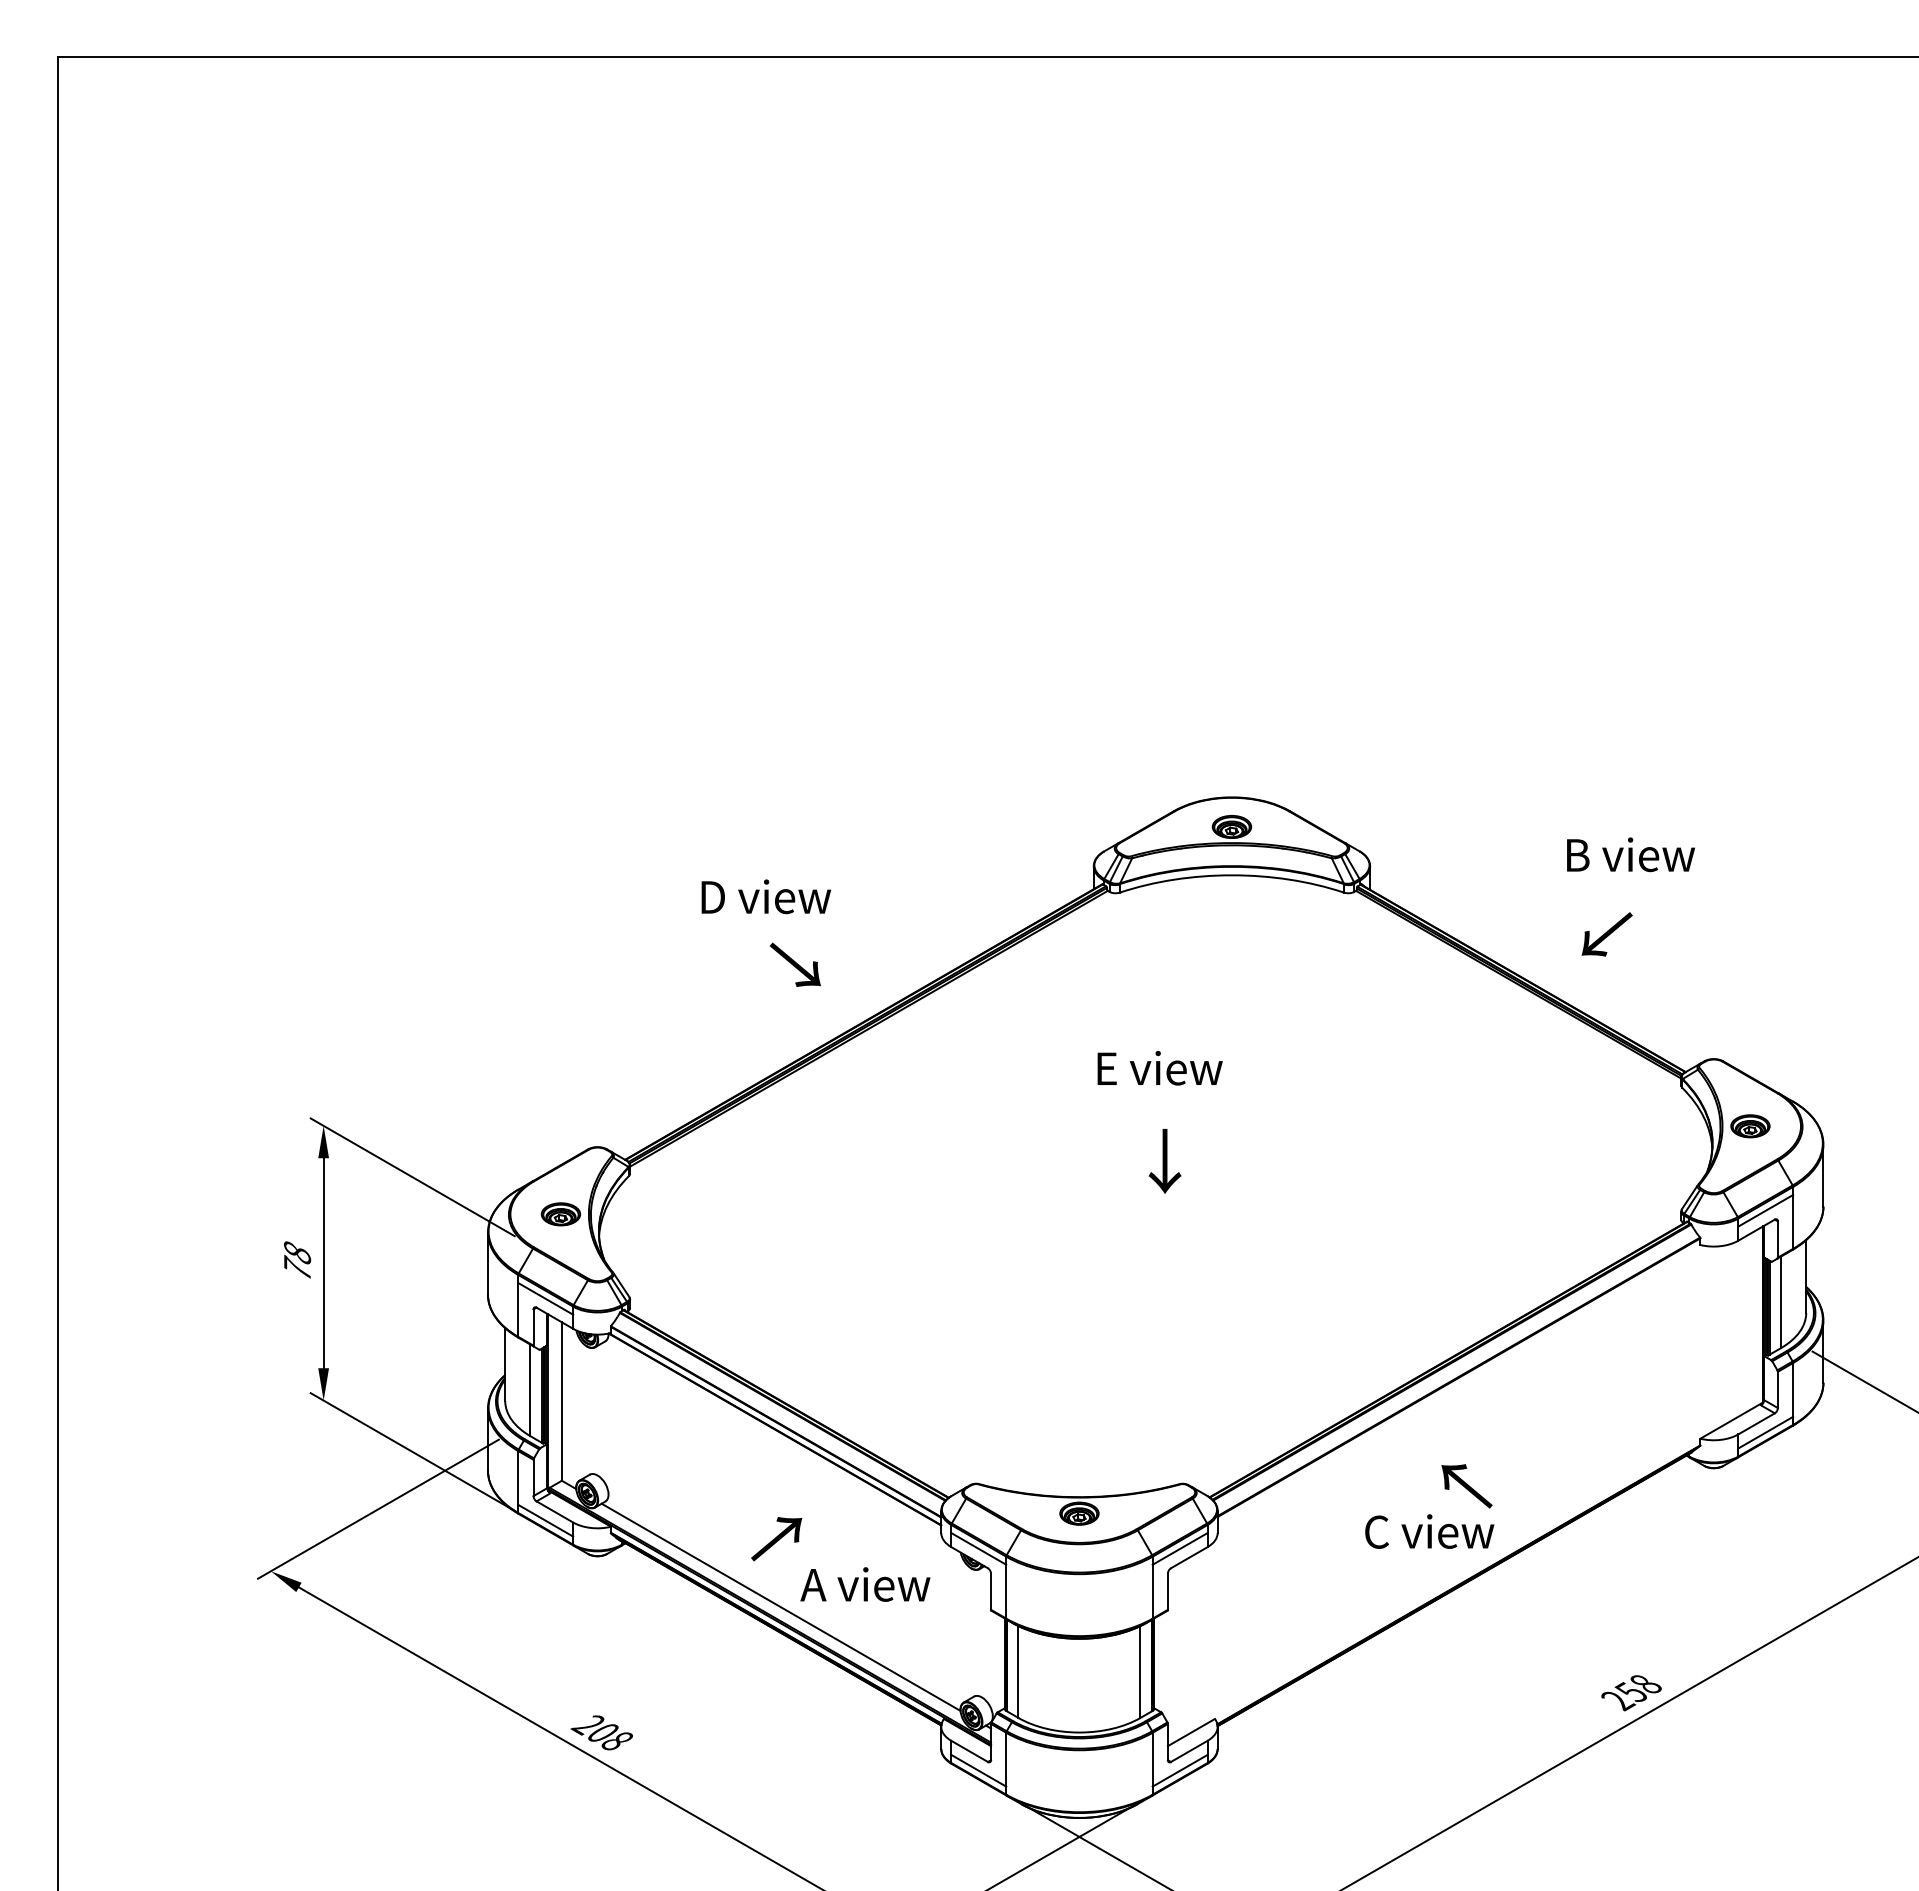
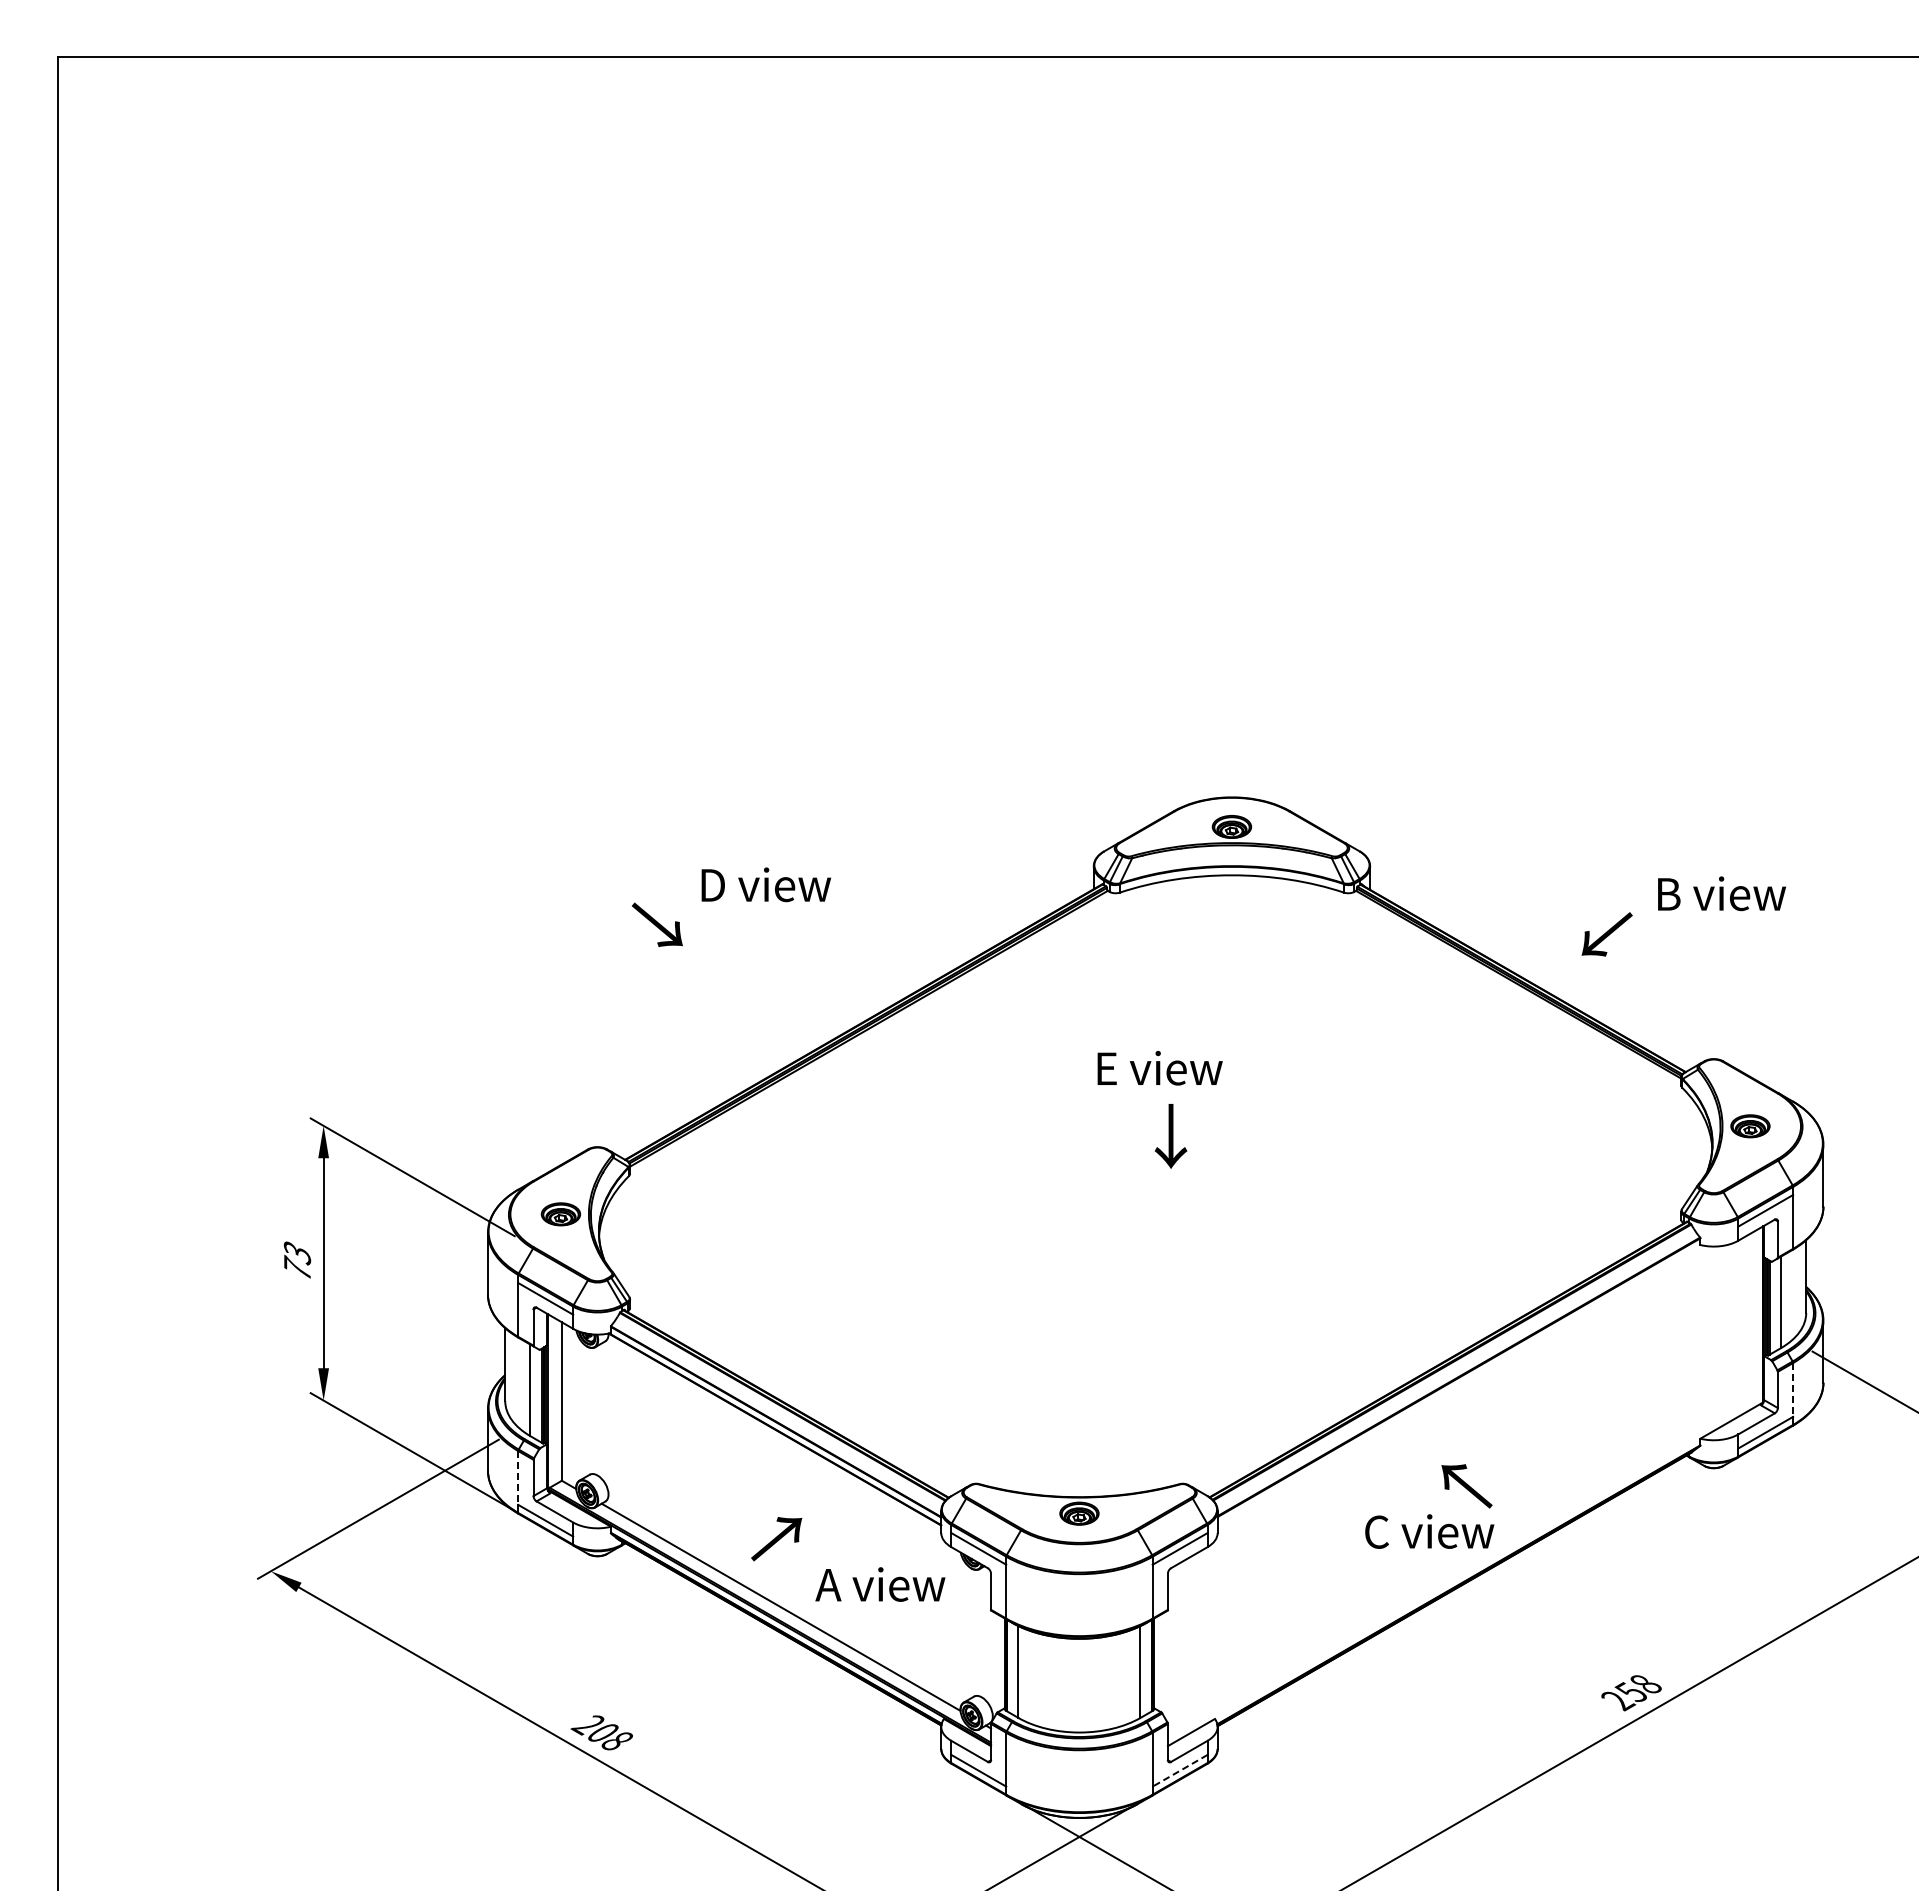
text position: (1630, 854) -> (1721, 893) (1721, 893)
text position: (765, 896) -> (765, 884) (765, 884)
text position: (795, 964) -> (657, 924) (657, 924)
text position: (1165, 1161) -> (1171, 1136) (1171, 1136)
text: 78 -> 73 (296, 1253)
line: solid -> dashed (1793, 1389)
line: solid -> dashed (518, 1477)
text position: (865, 1584) -> (880, 1584) (880, 1584)
line: solid -> dashed (1180, 1770)
